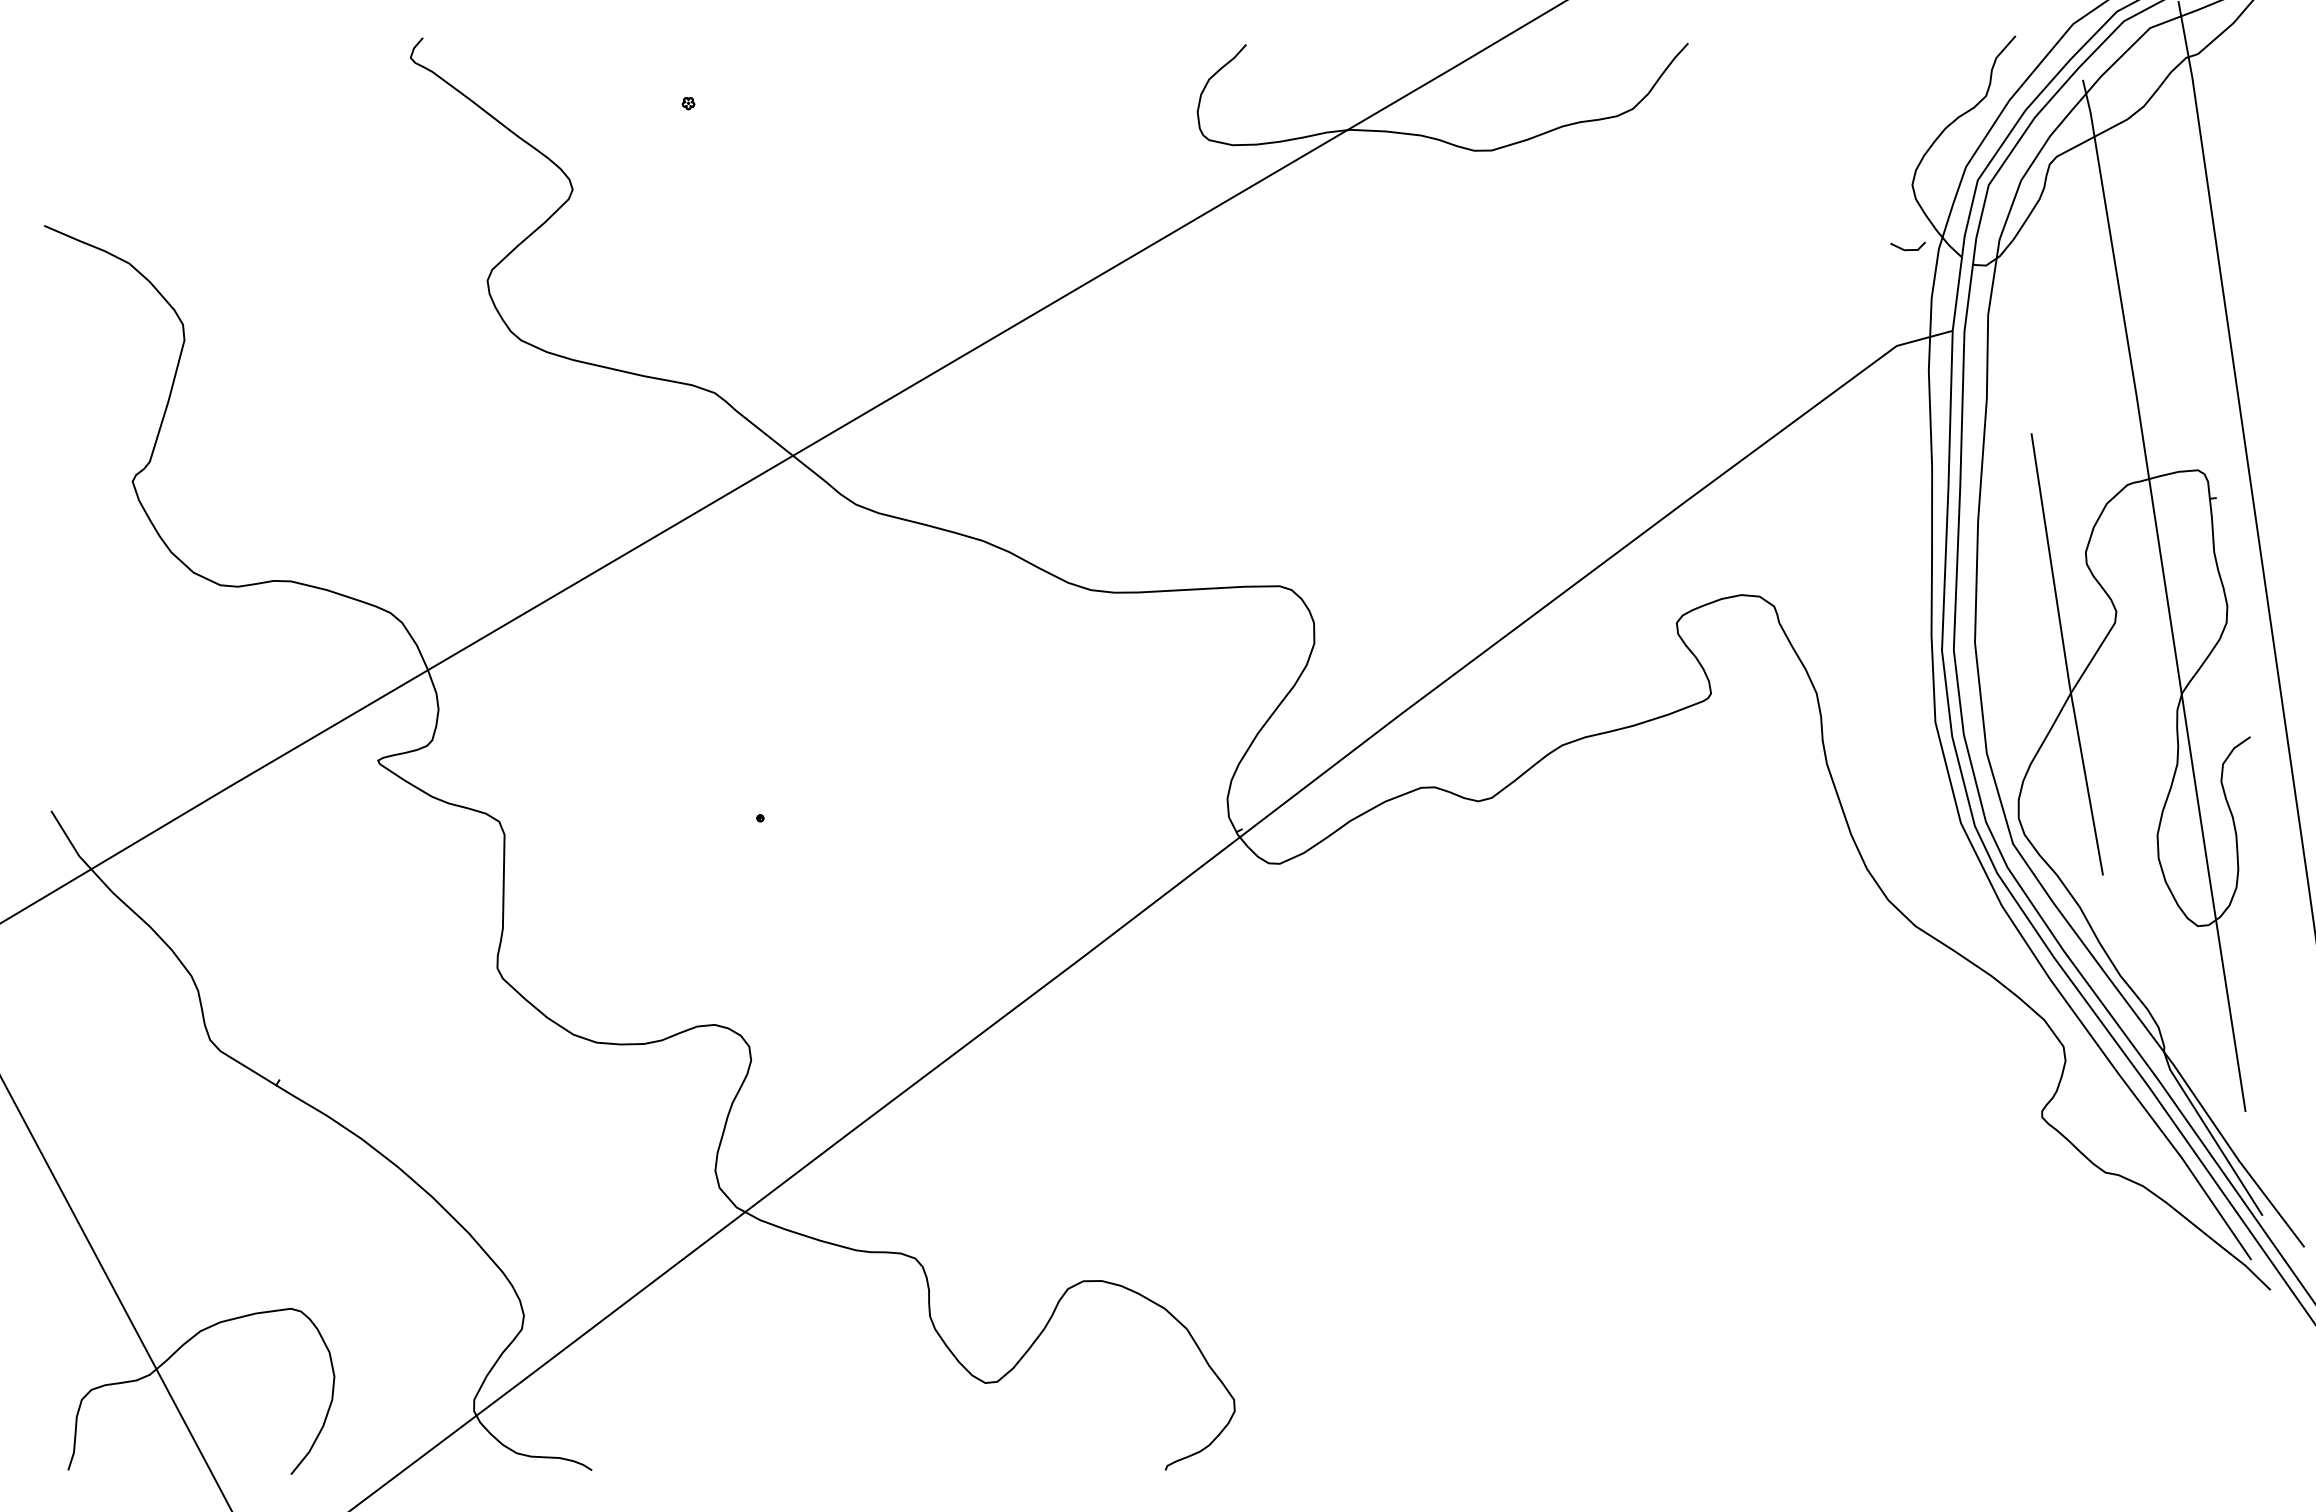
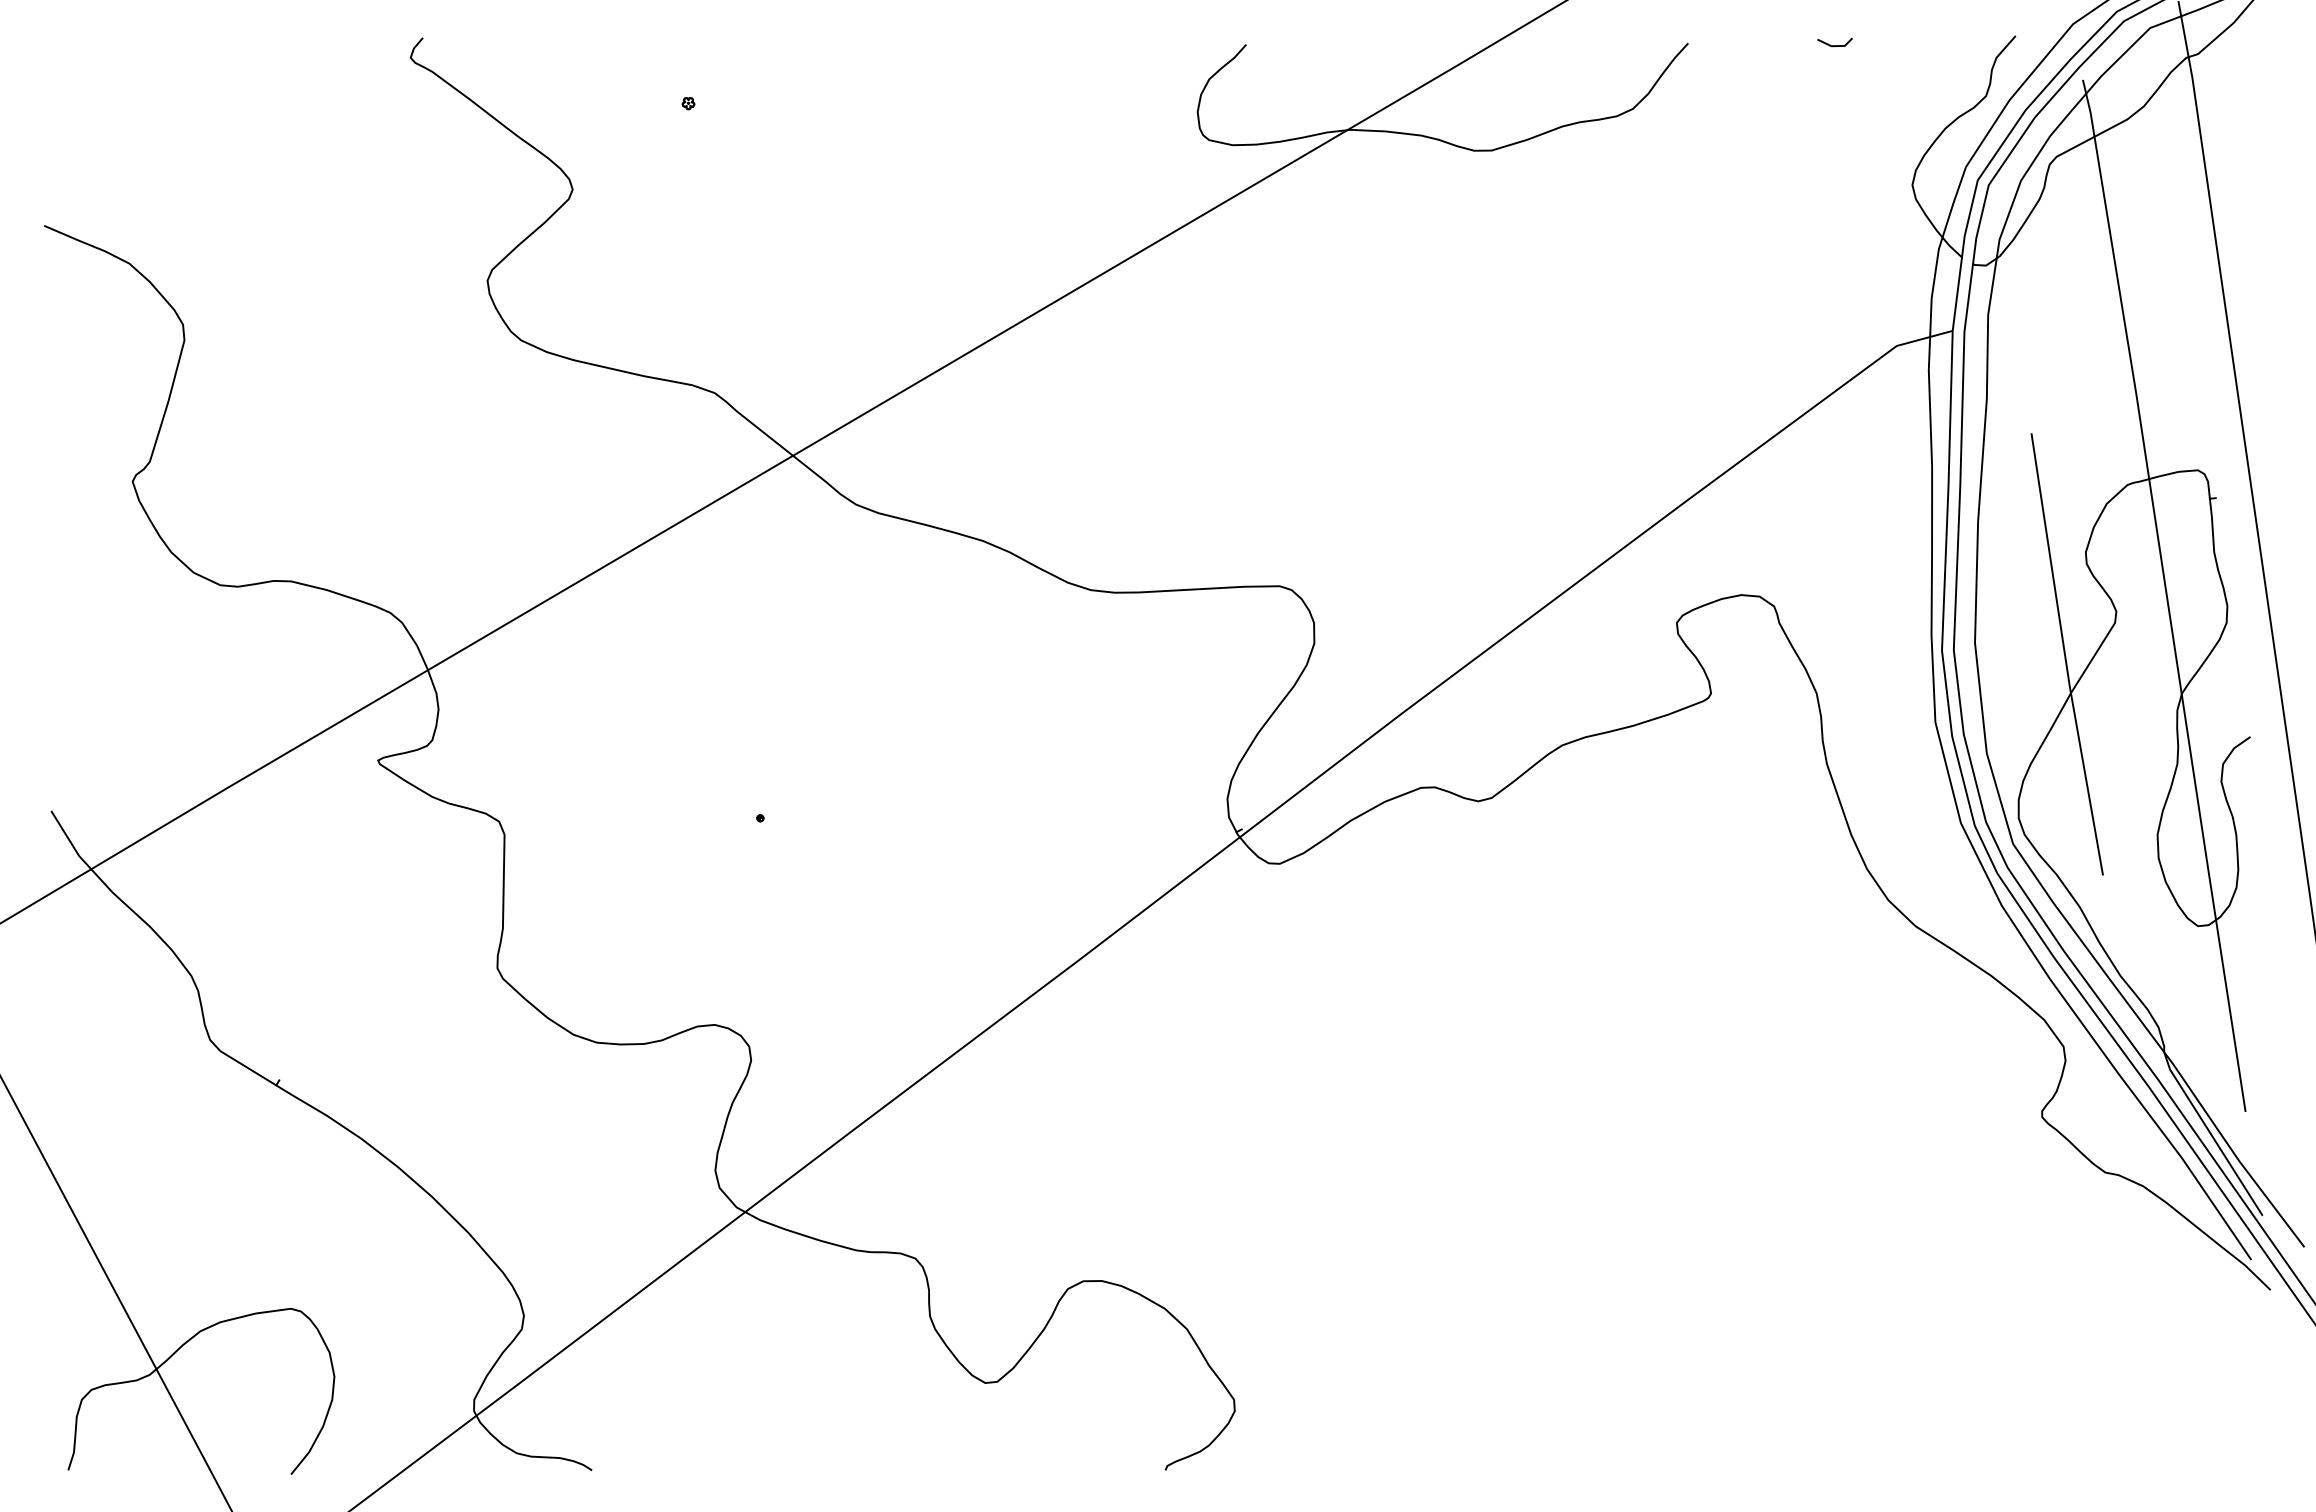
line position: (1907, 249) -> (1834, 45) (1834, 45)
